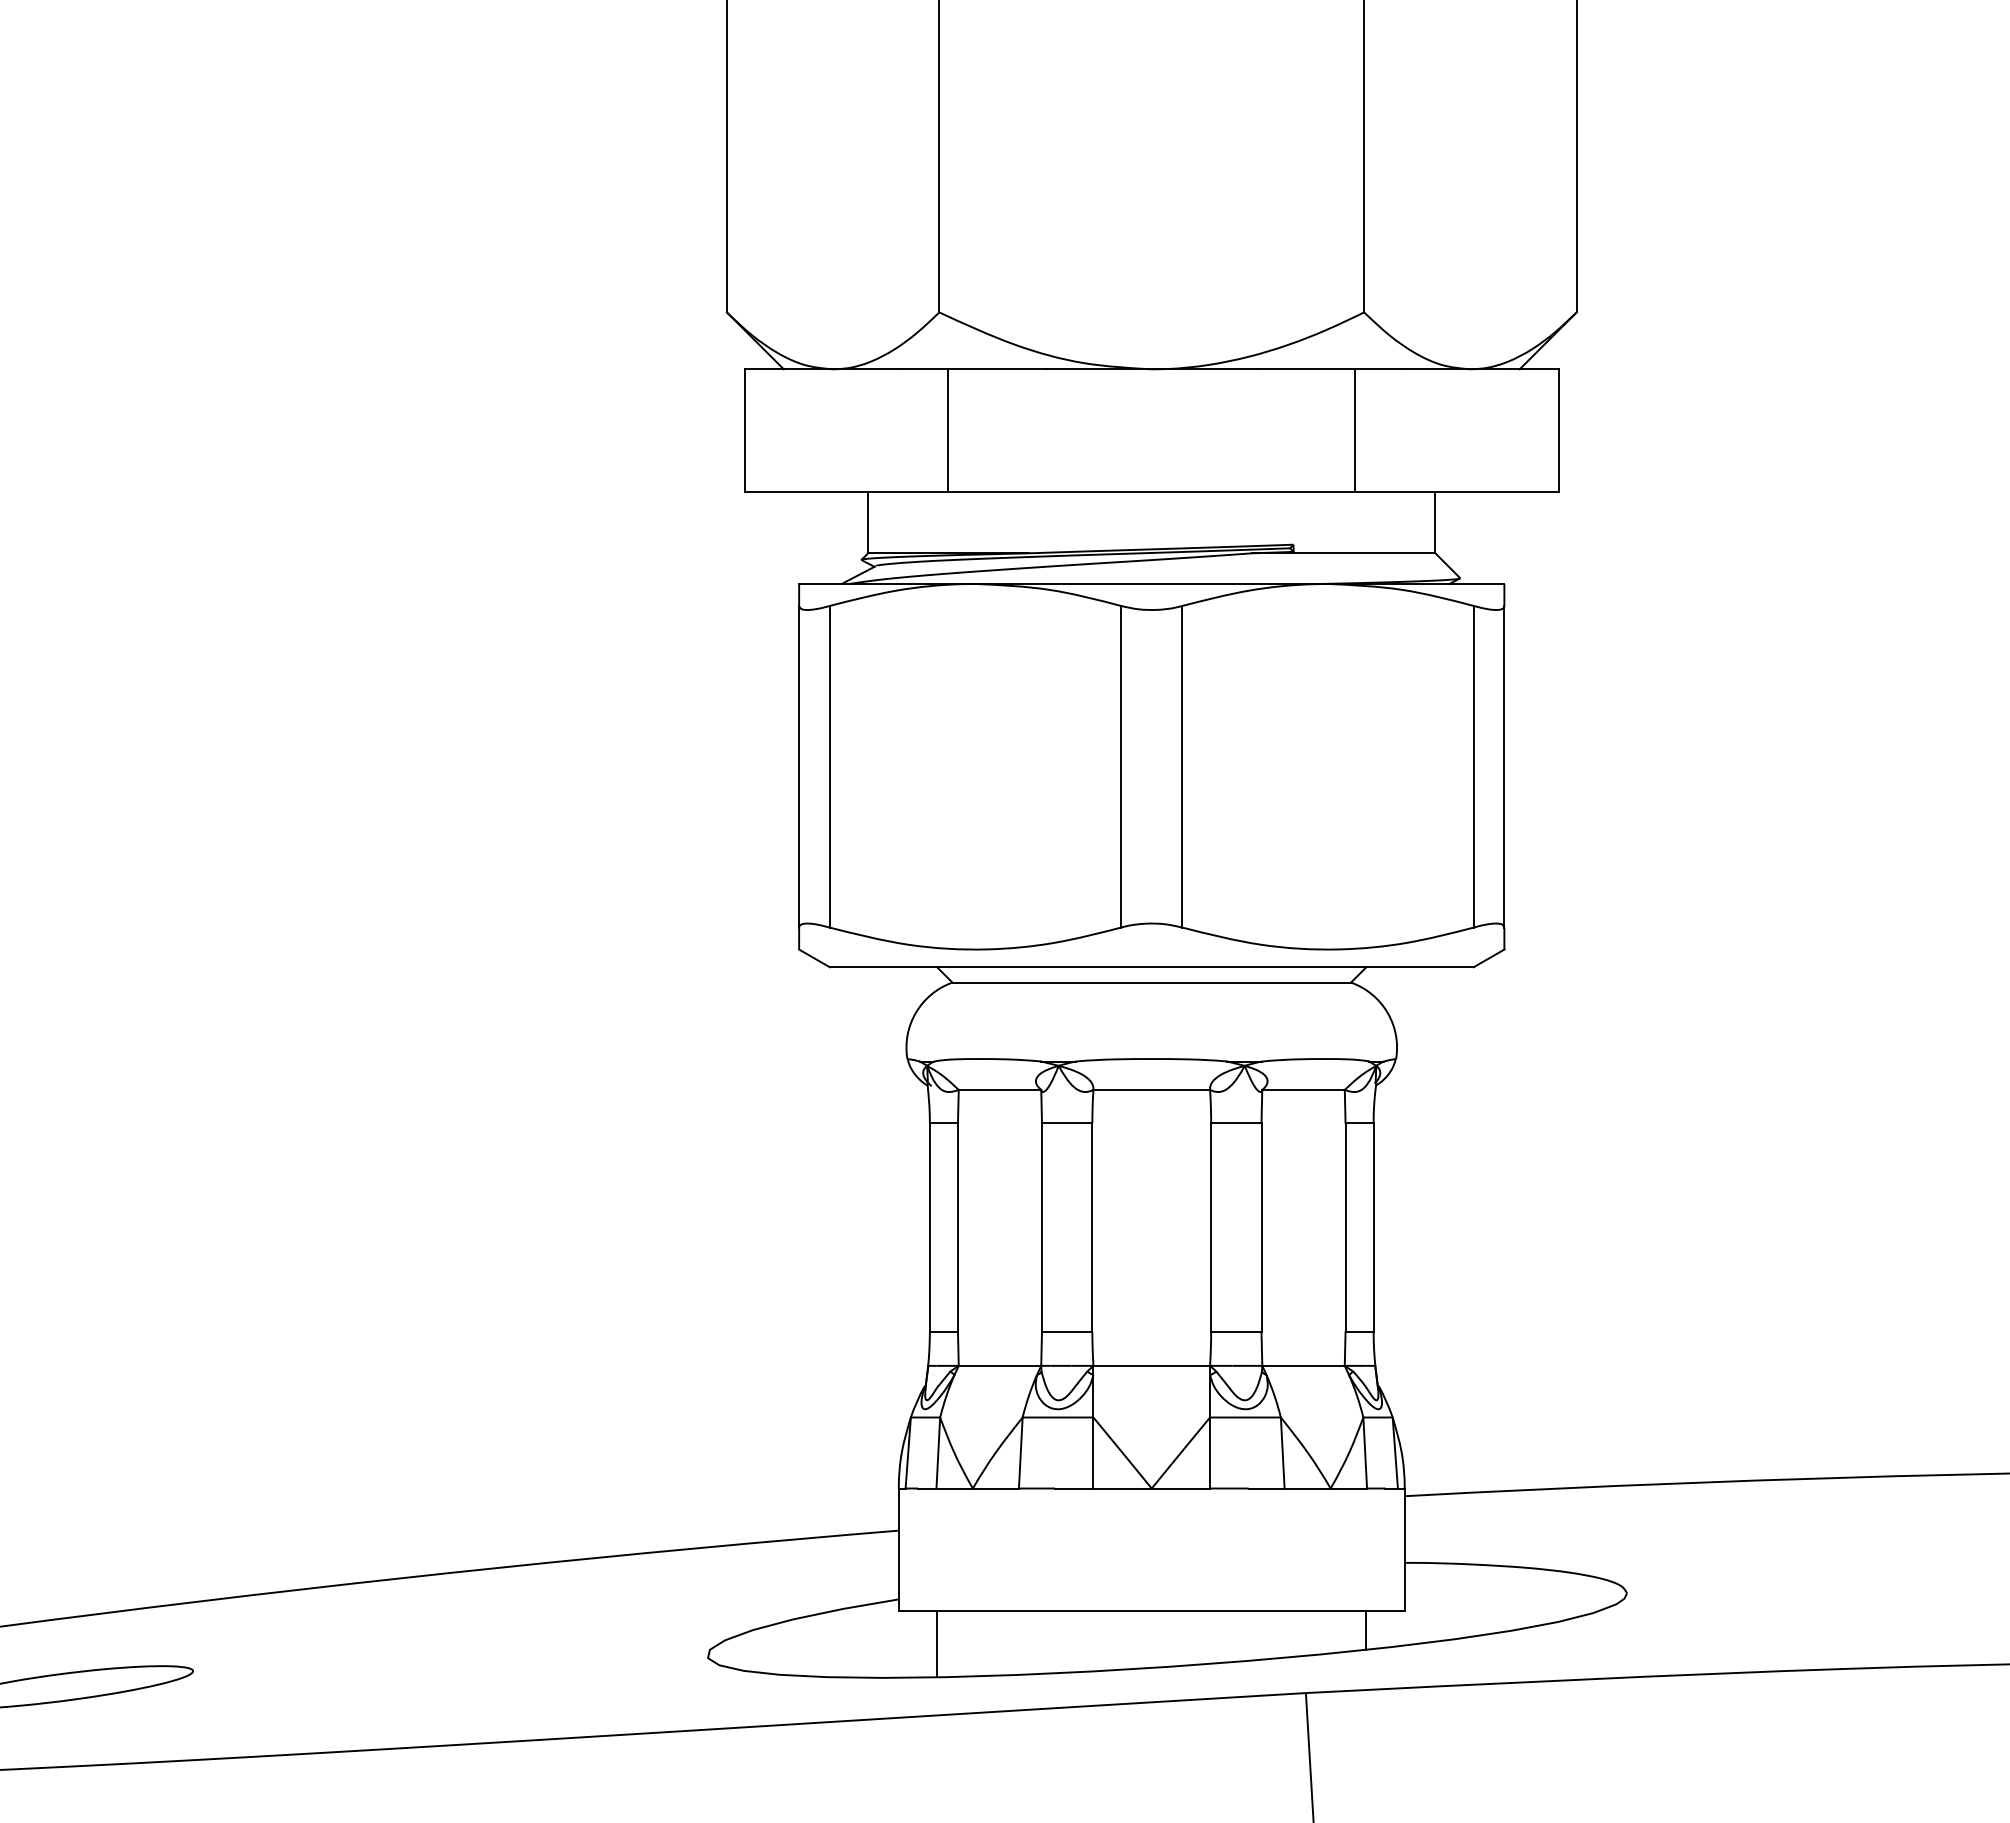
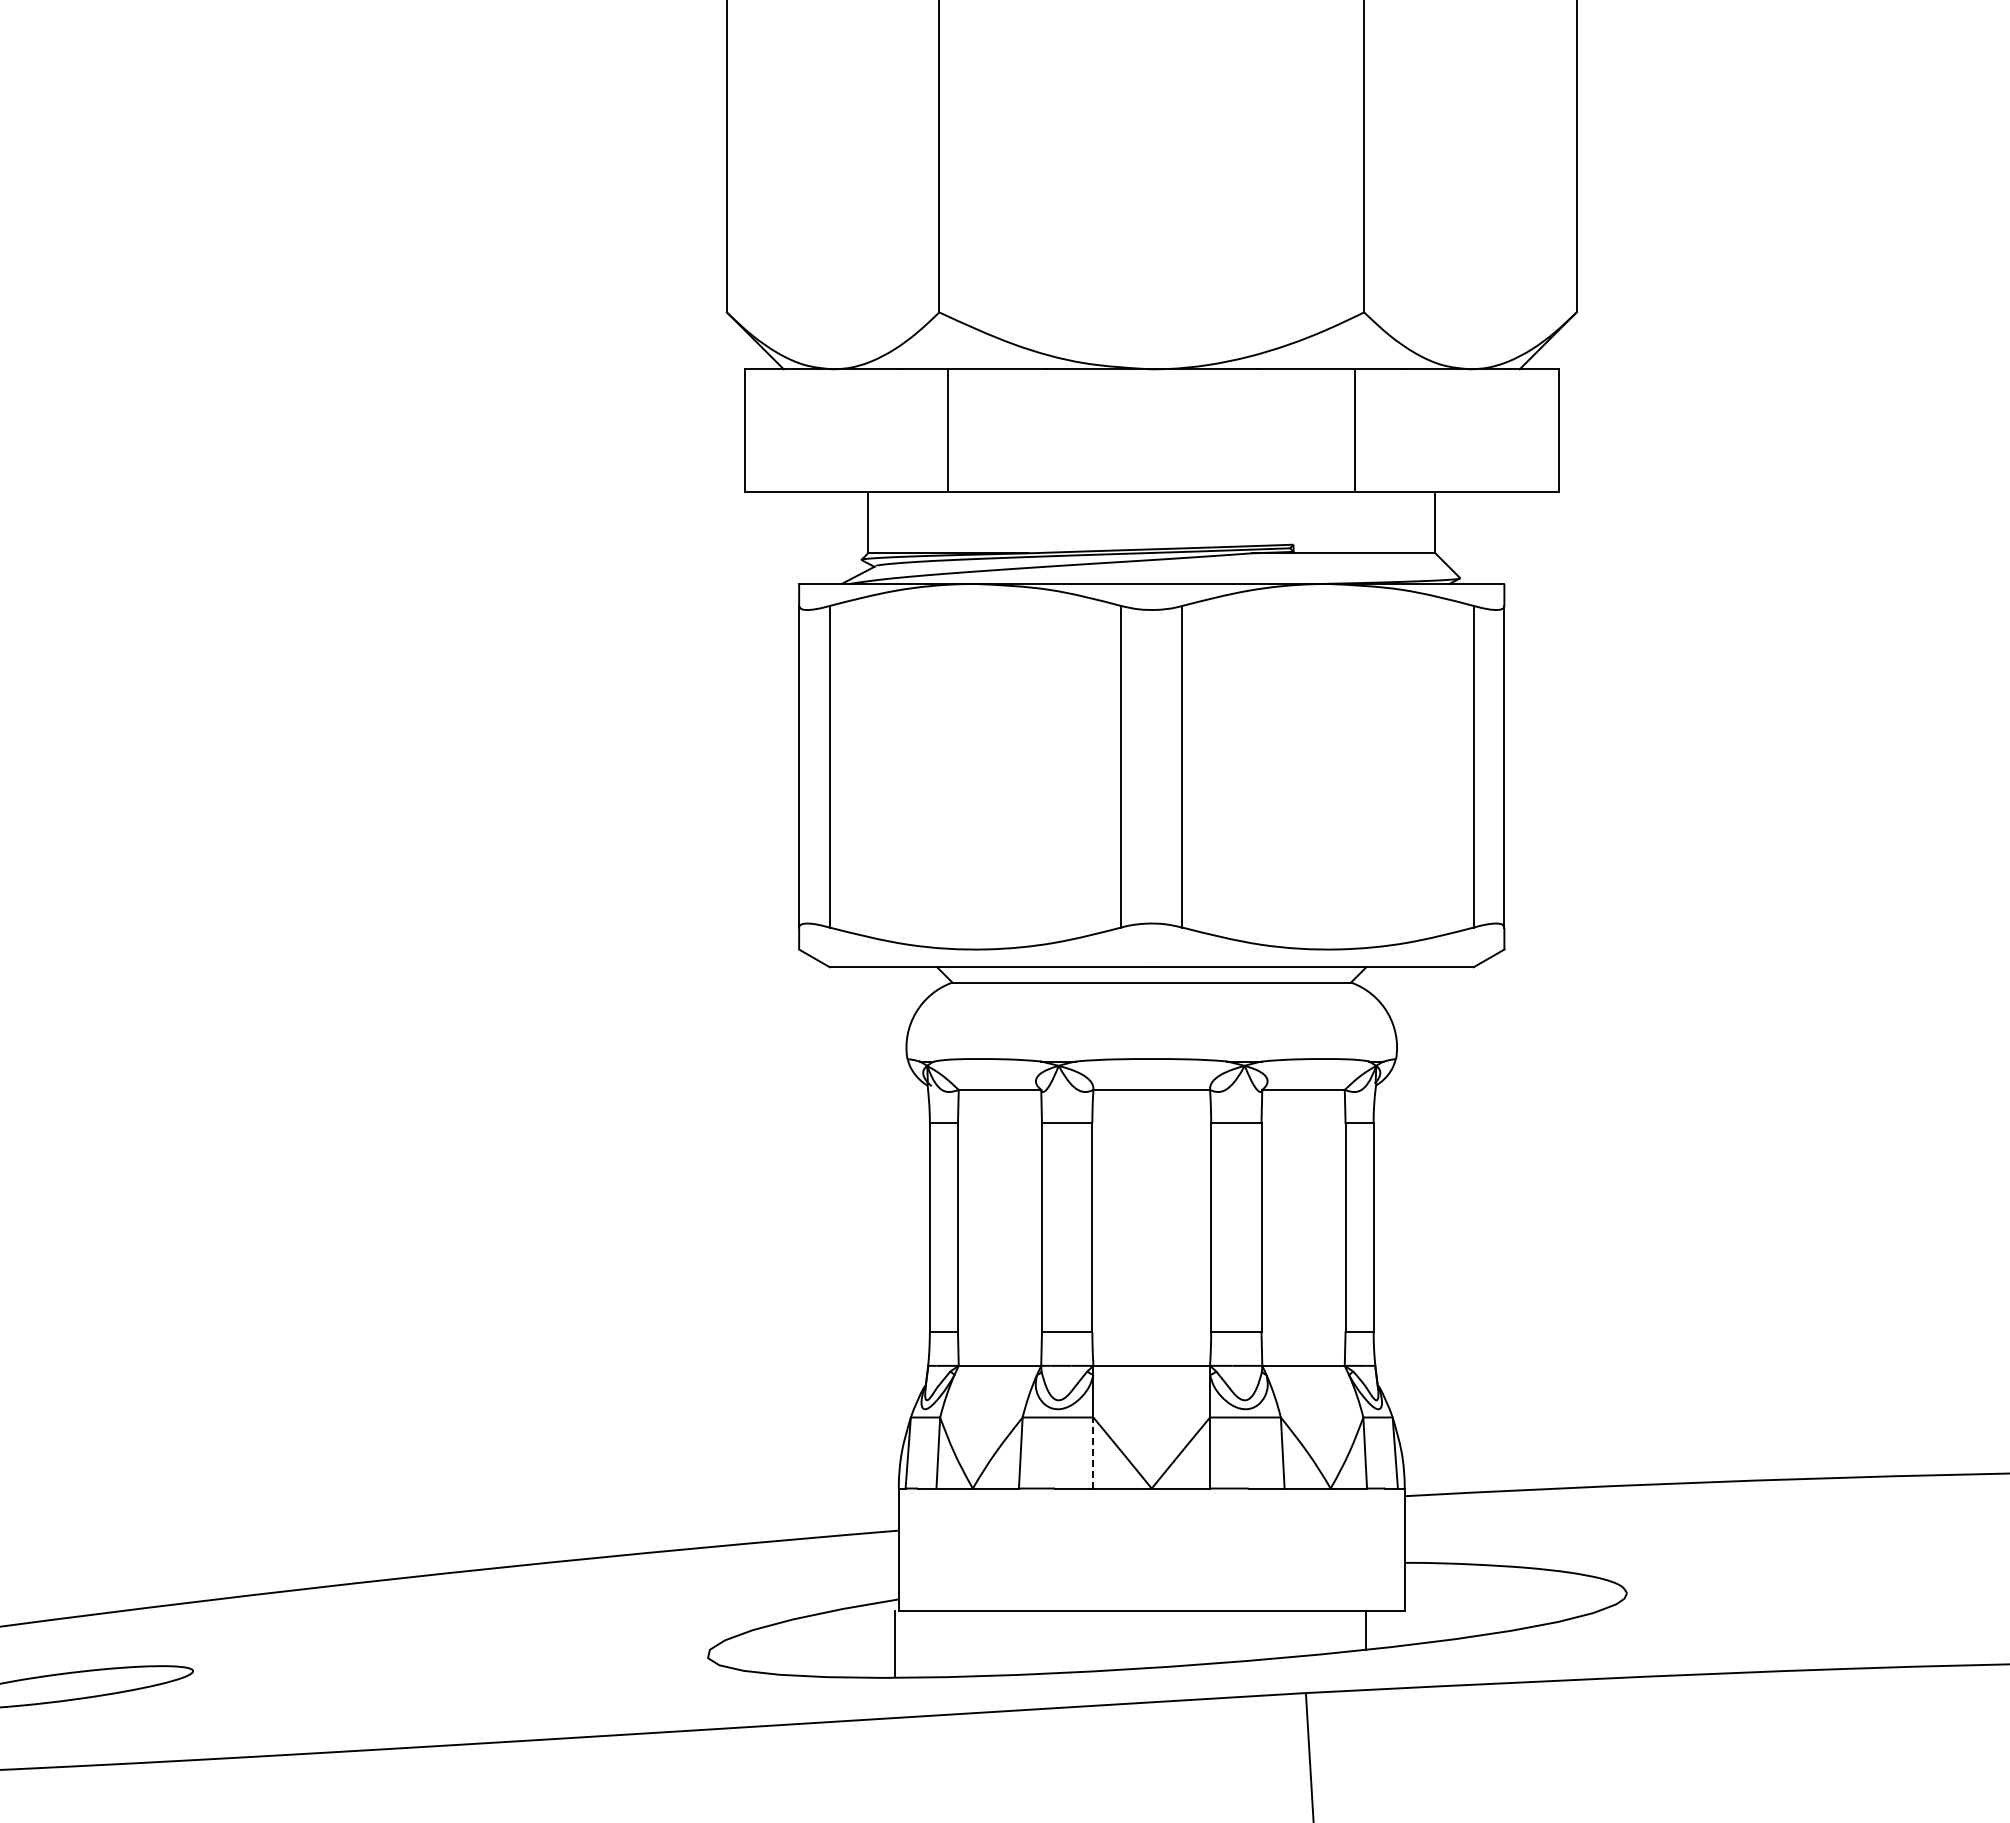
line: solid -> dashed (1093, 1453)
line position: (937, 1644) -> (895, 1644) (895, 1644)
